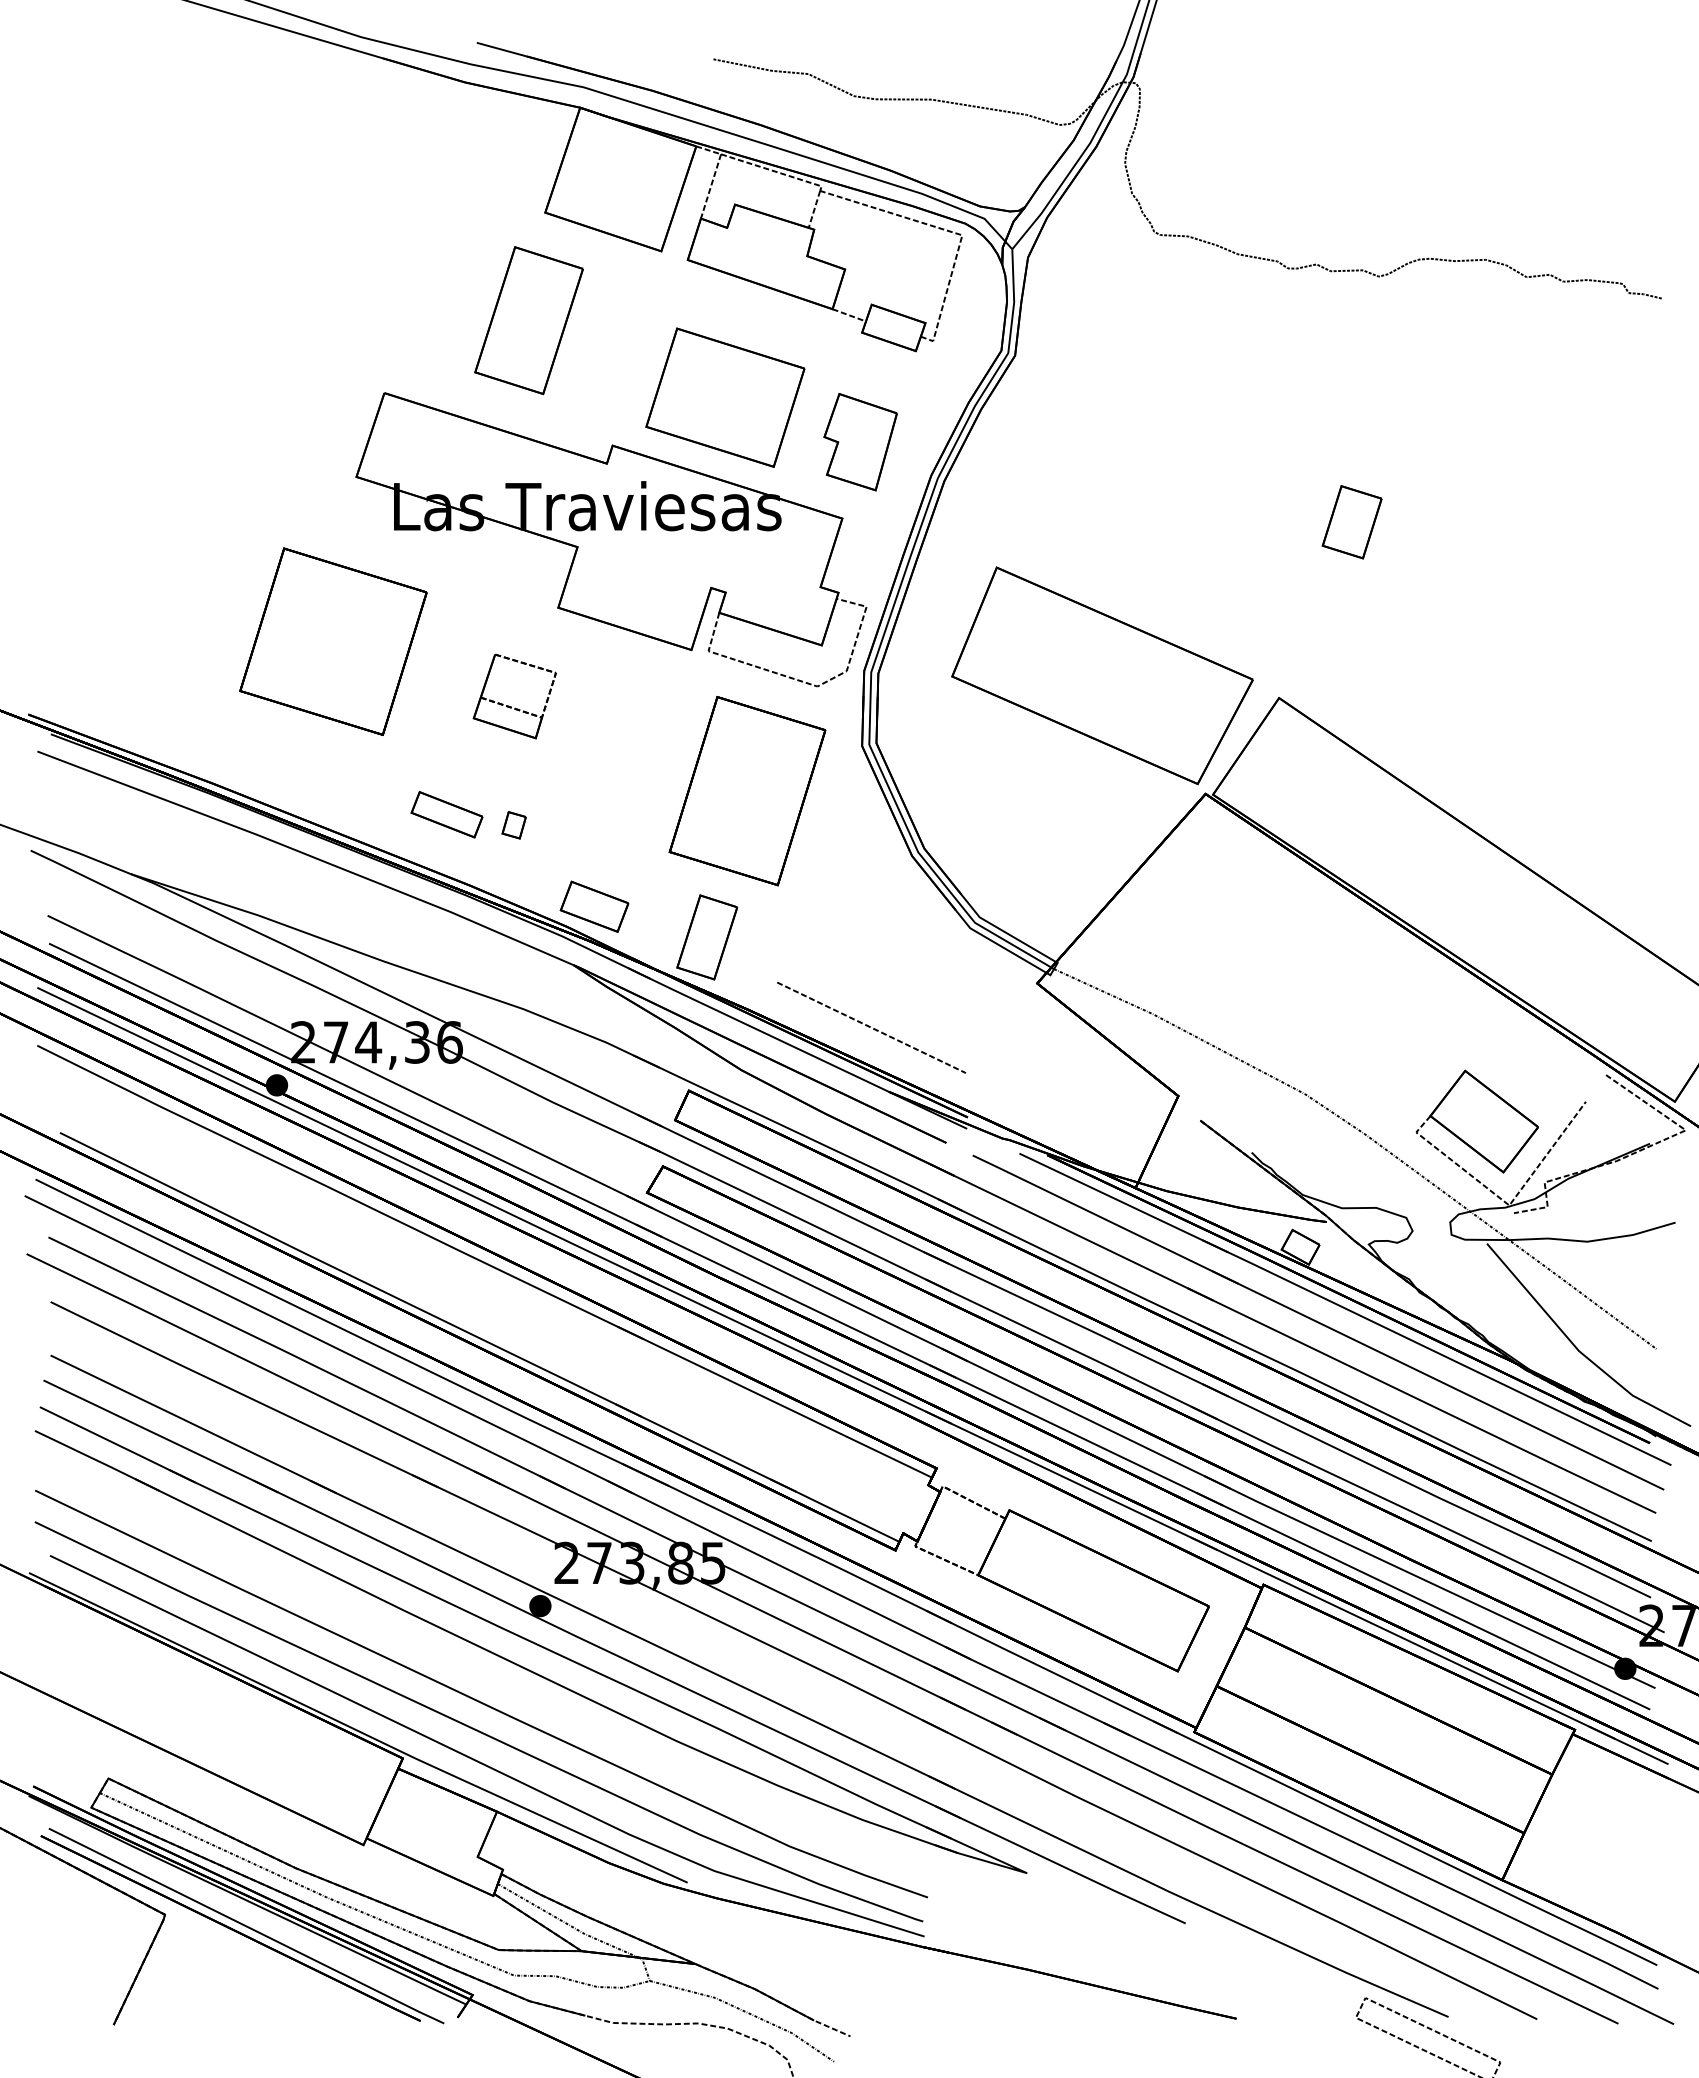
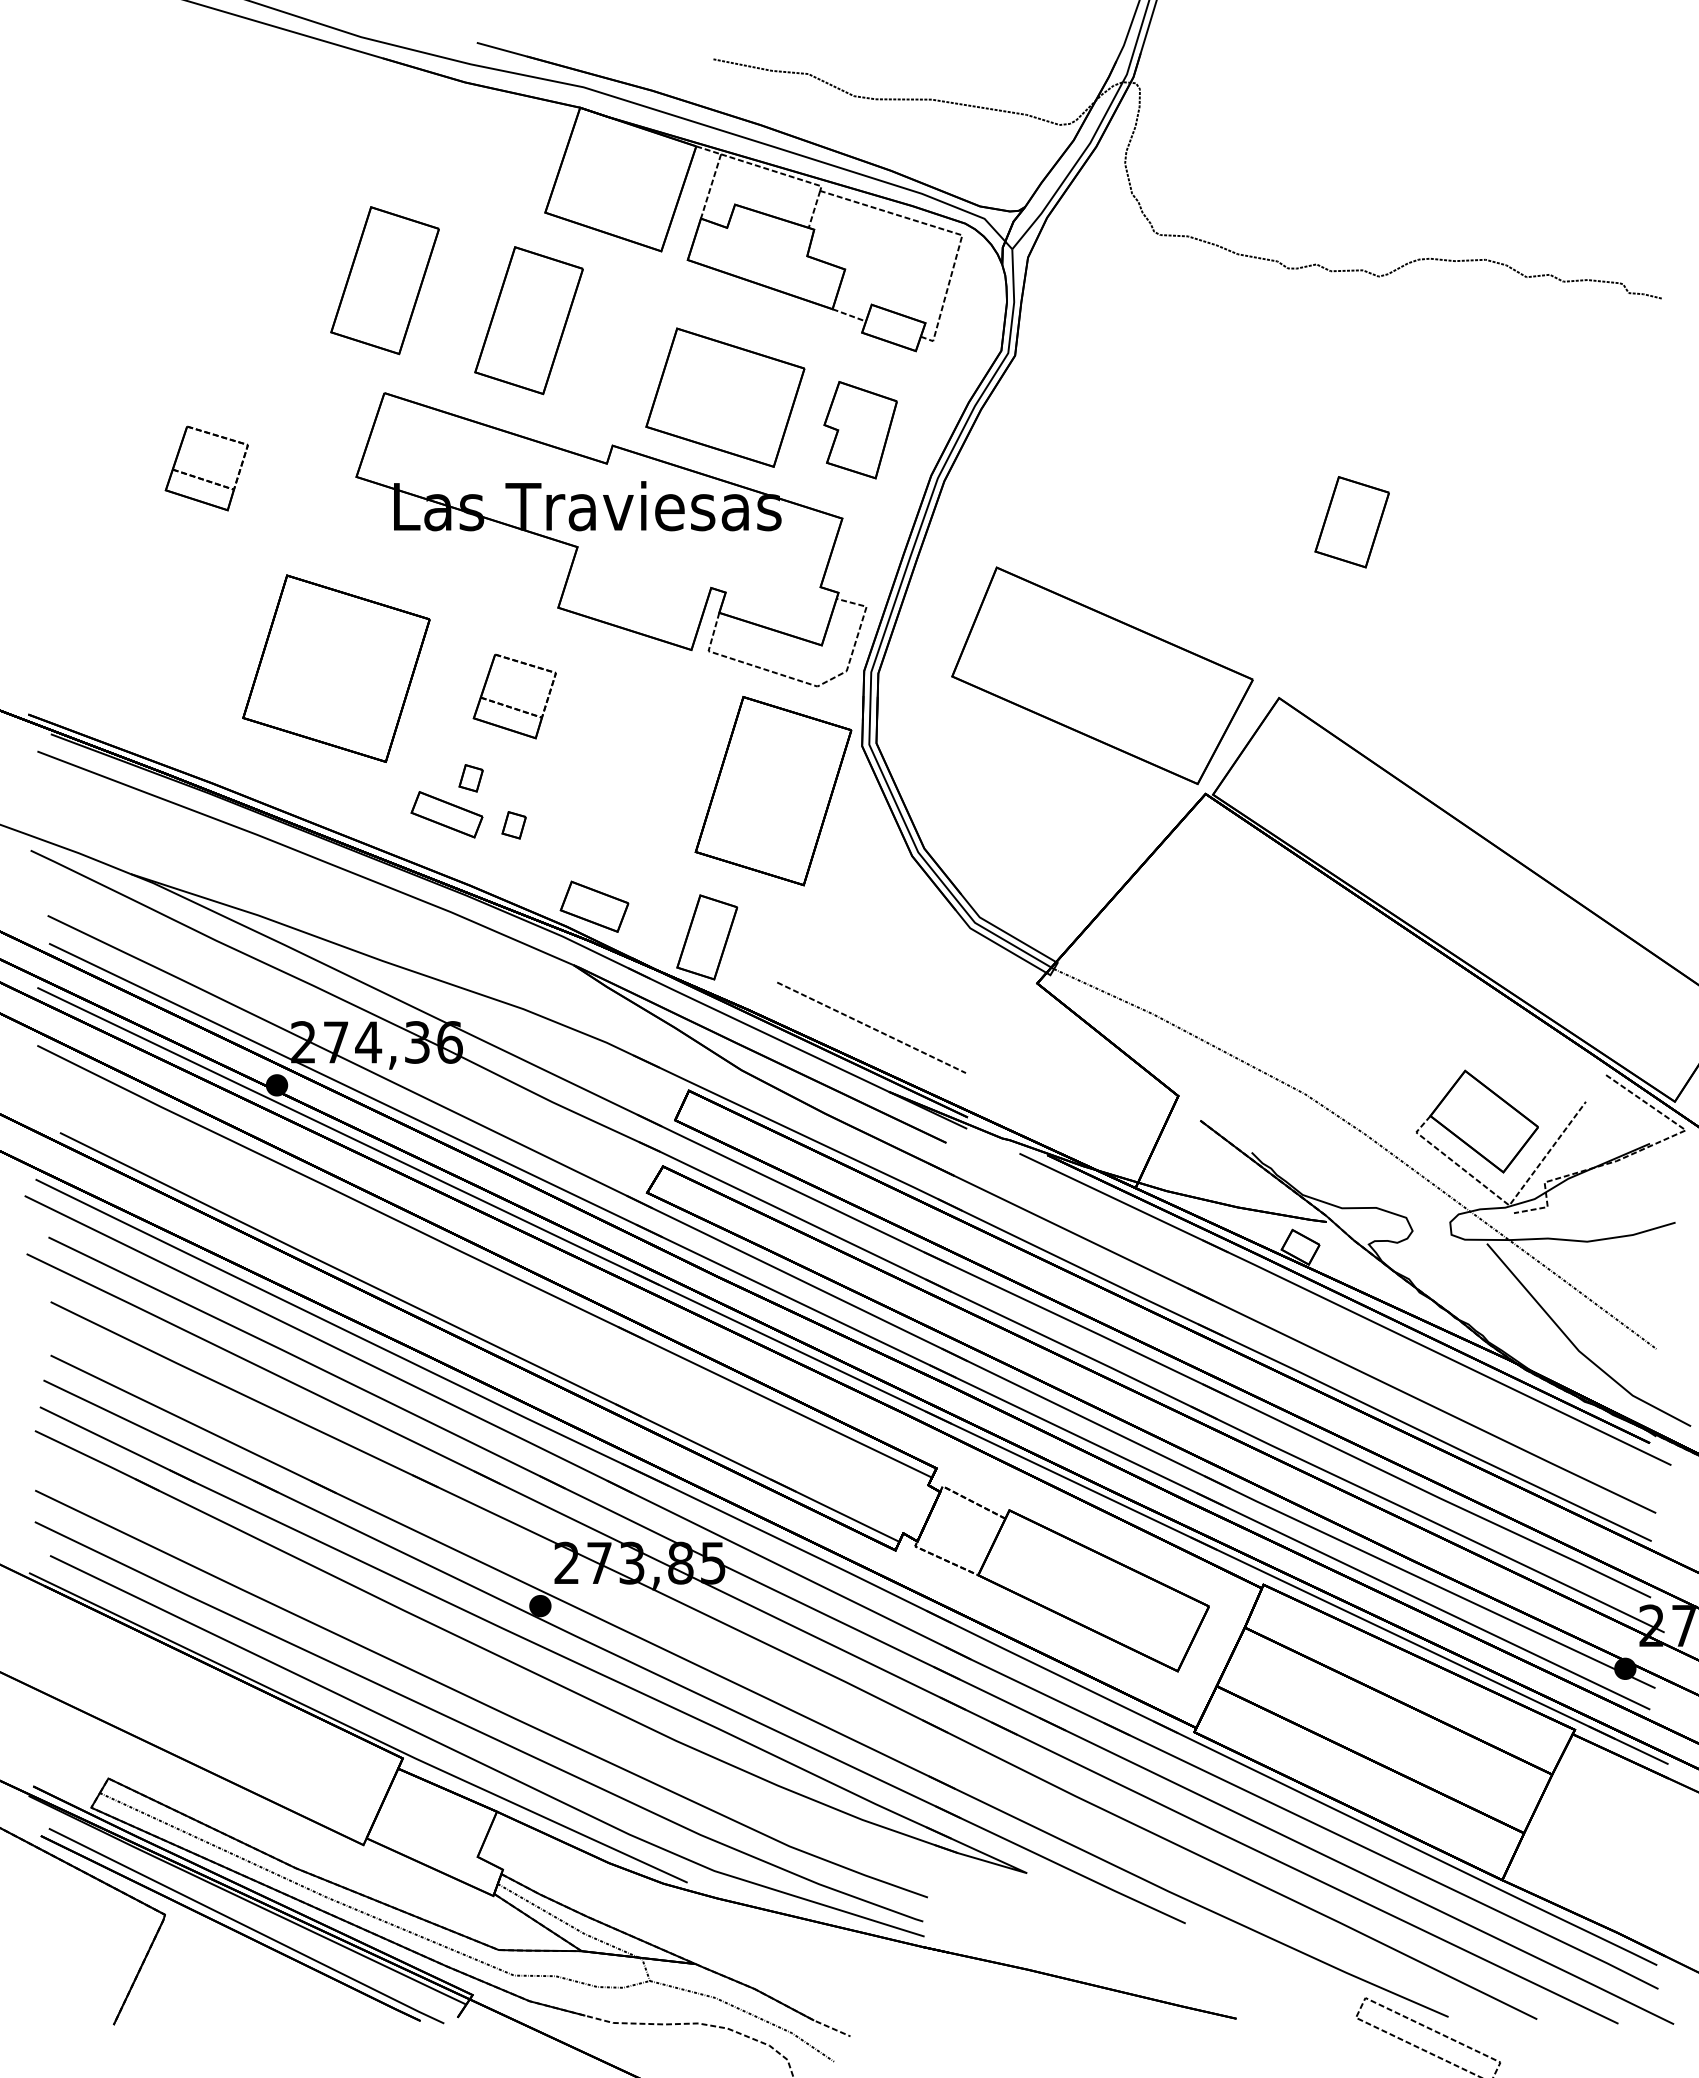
part: none -> present (384, 280)
part position: (860, 442) -> (860, 430) (860, 430)
part: none -> present (203, 478)
part size: 62x75 px -> 76x93 px (1351, 522)
part position: (333, 641) -> (336, 668) (336, 668)
part: none -> present (470, 778)
part position: (747, 791) -> (773, 791) (773, 791)
line: present -> none (1318, 1322)
